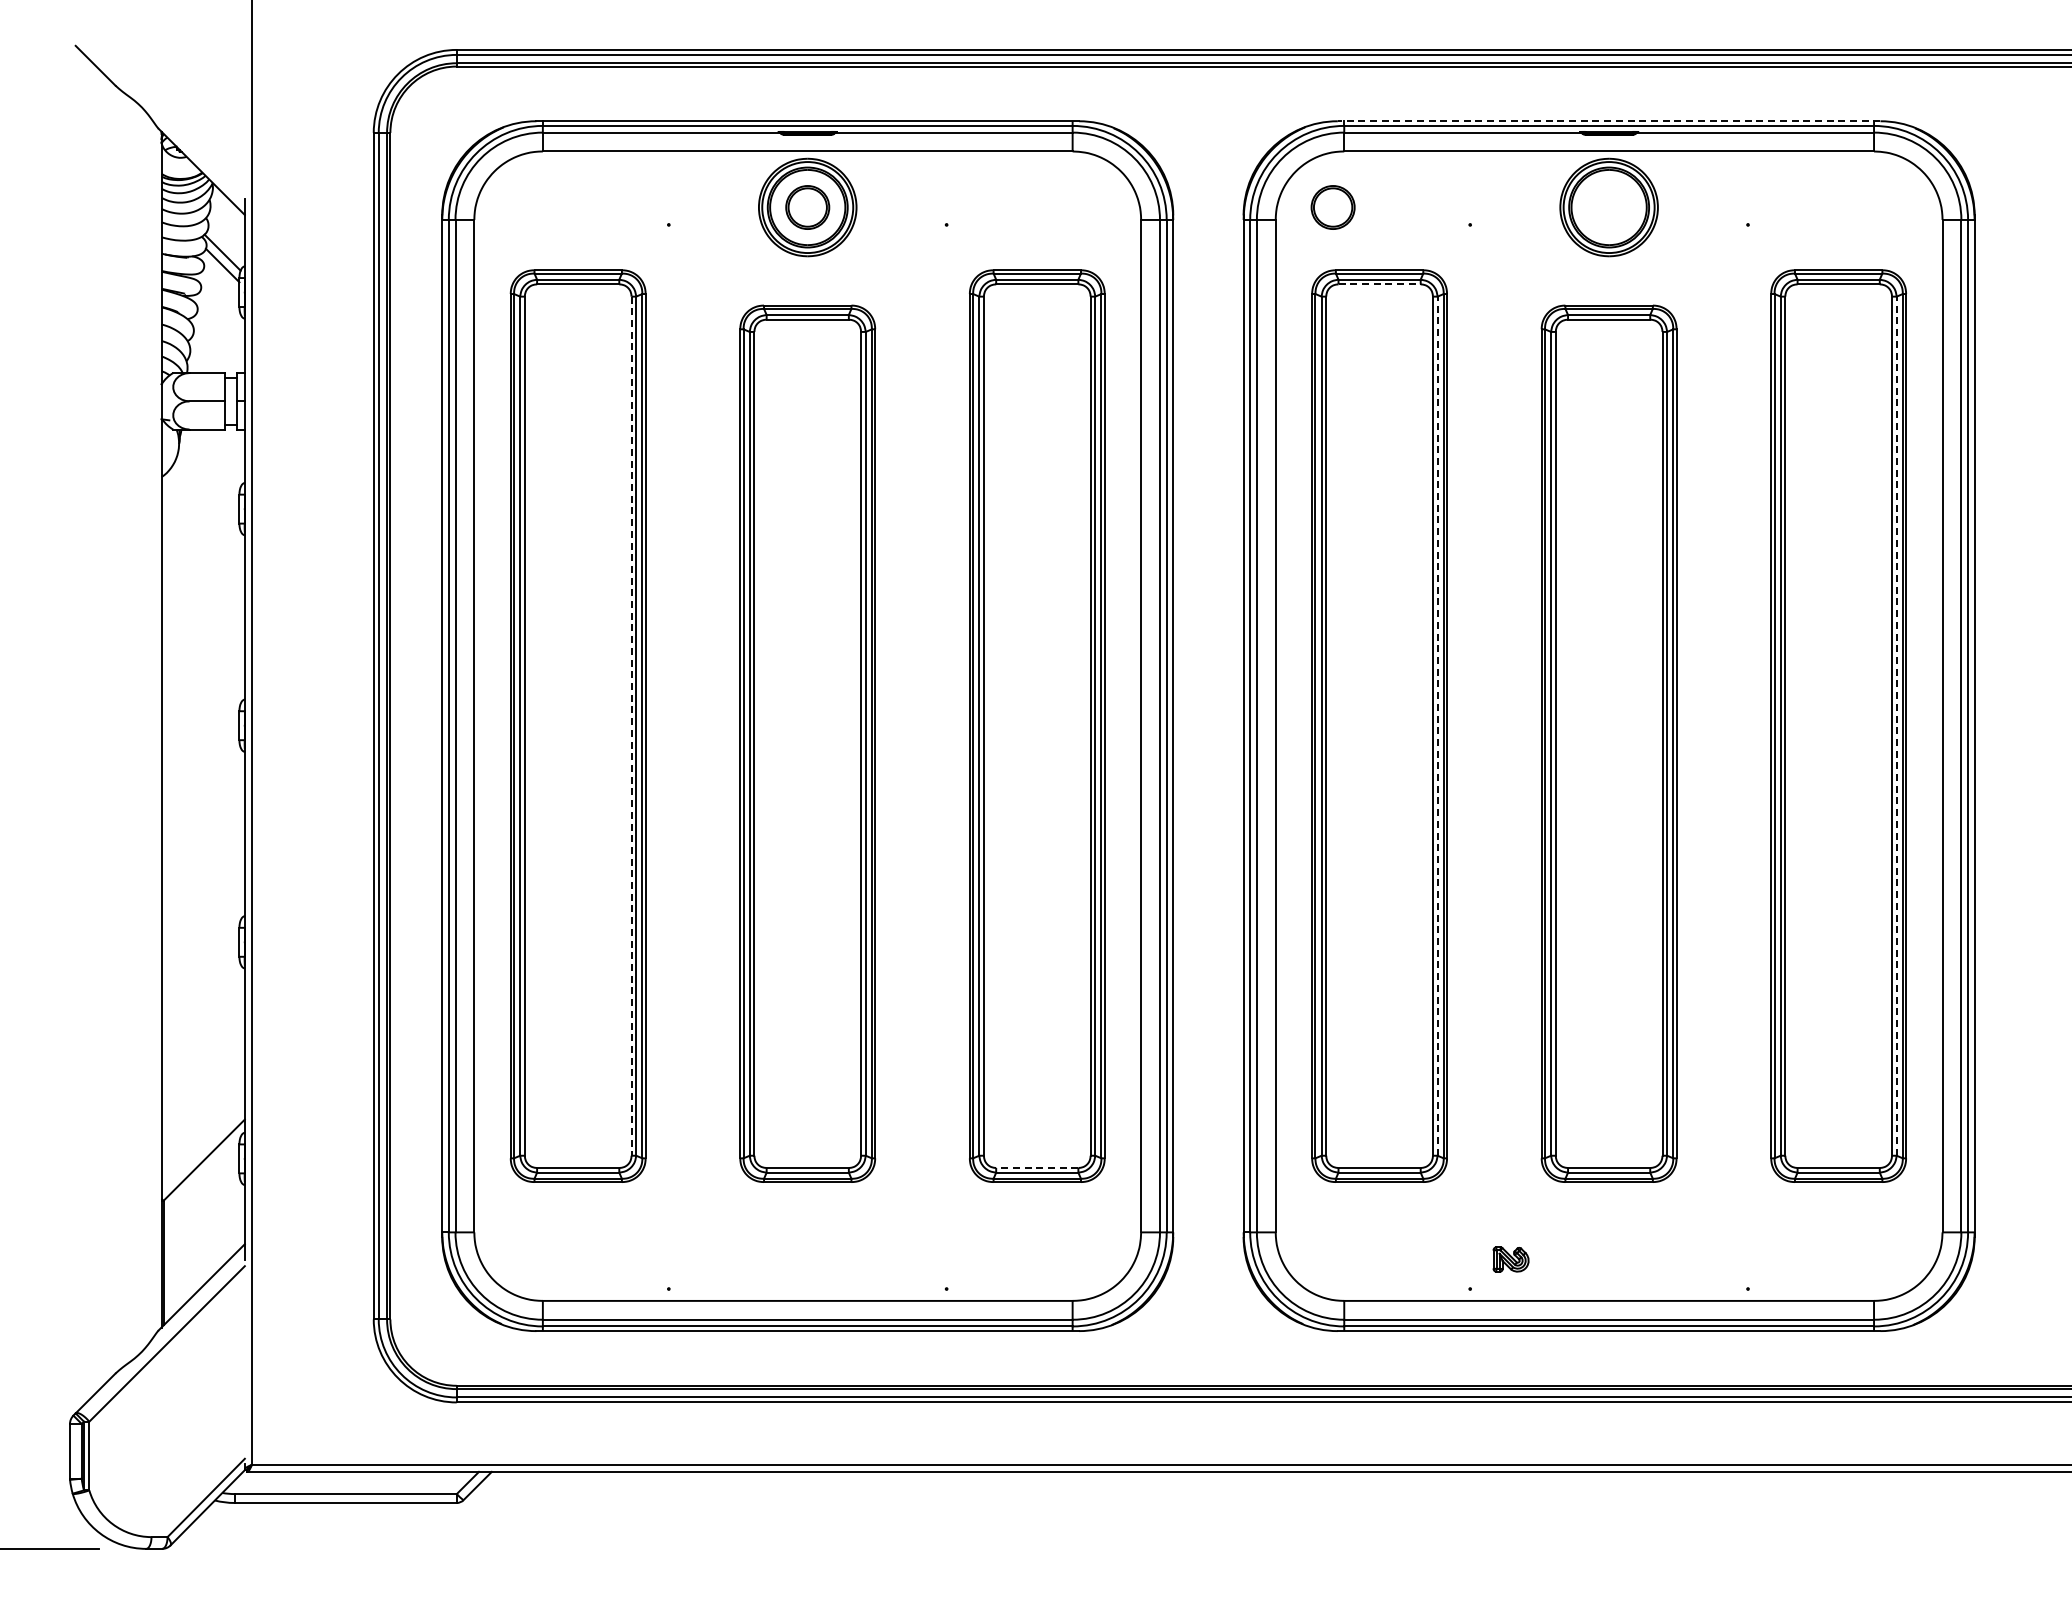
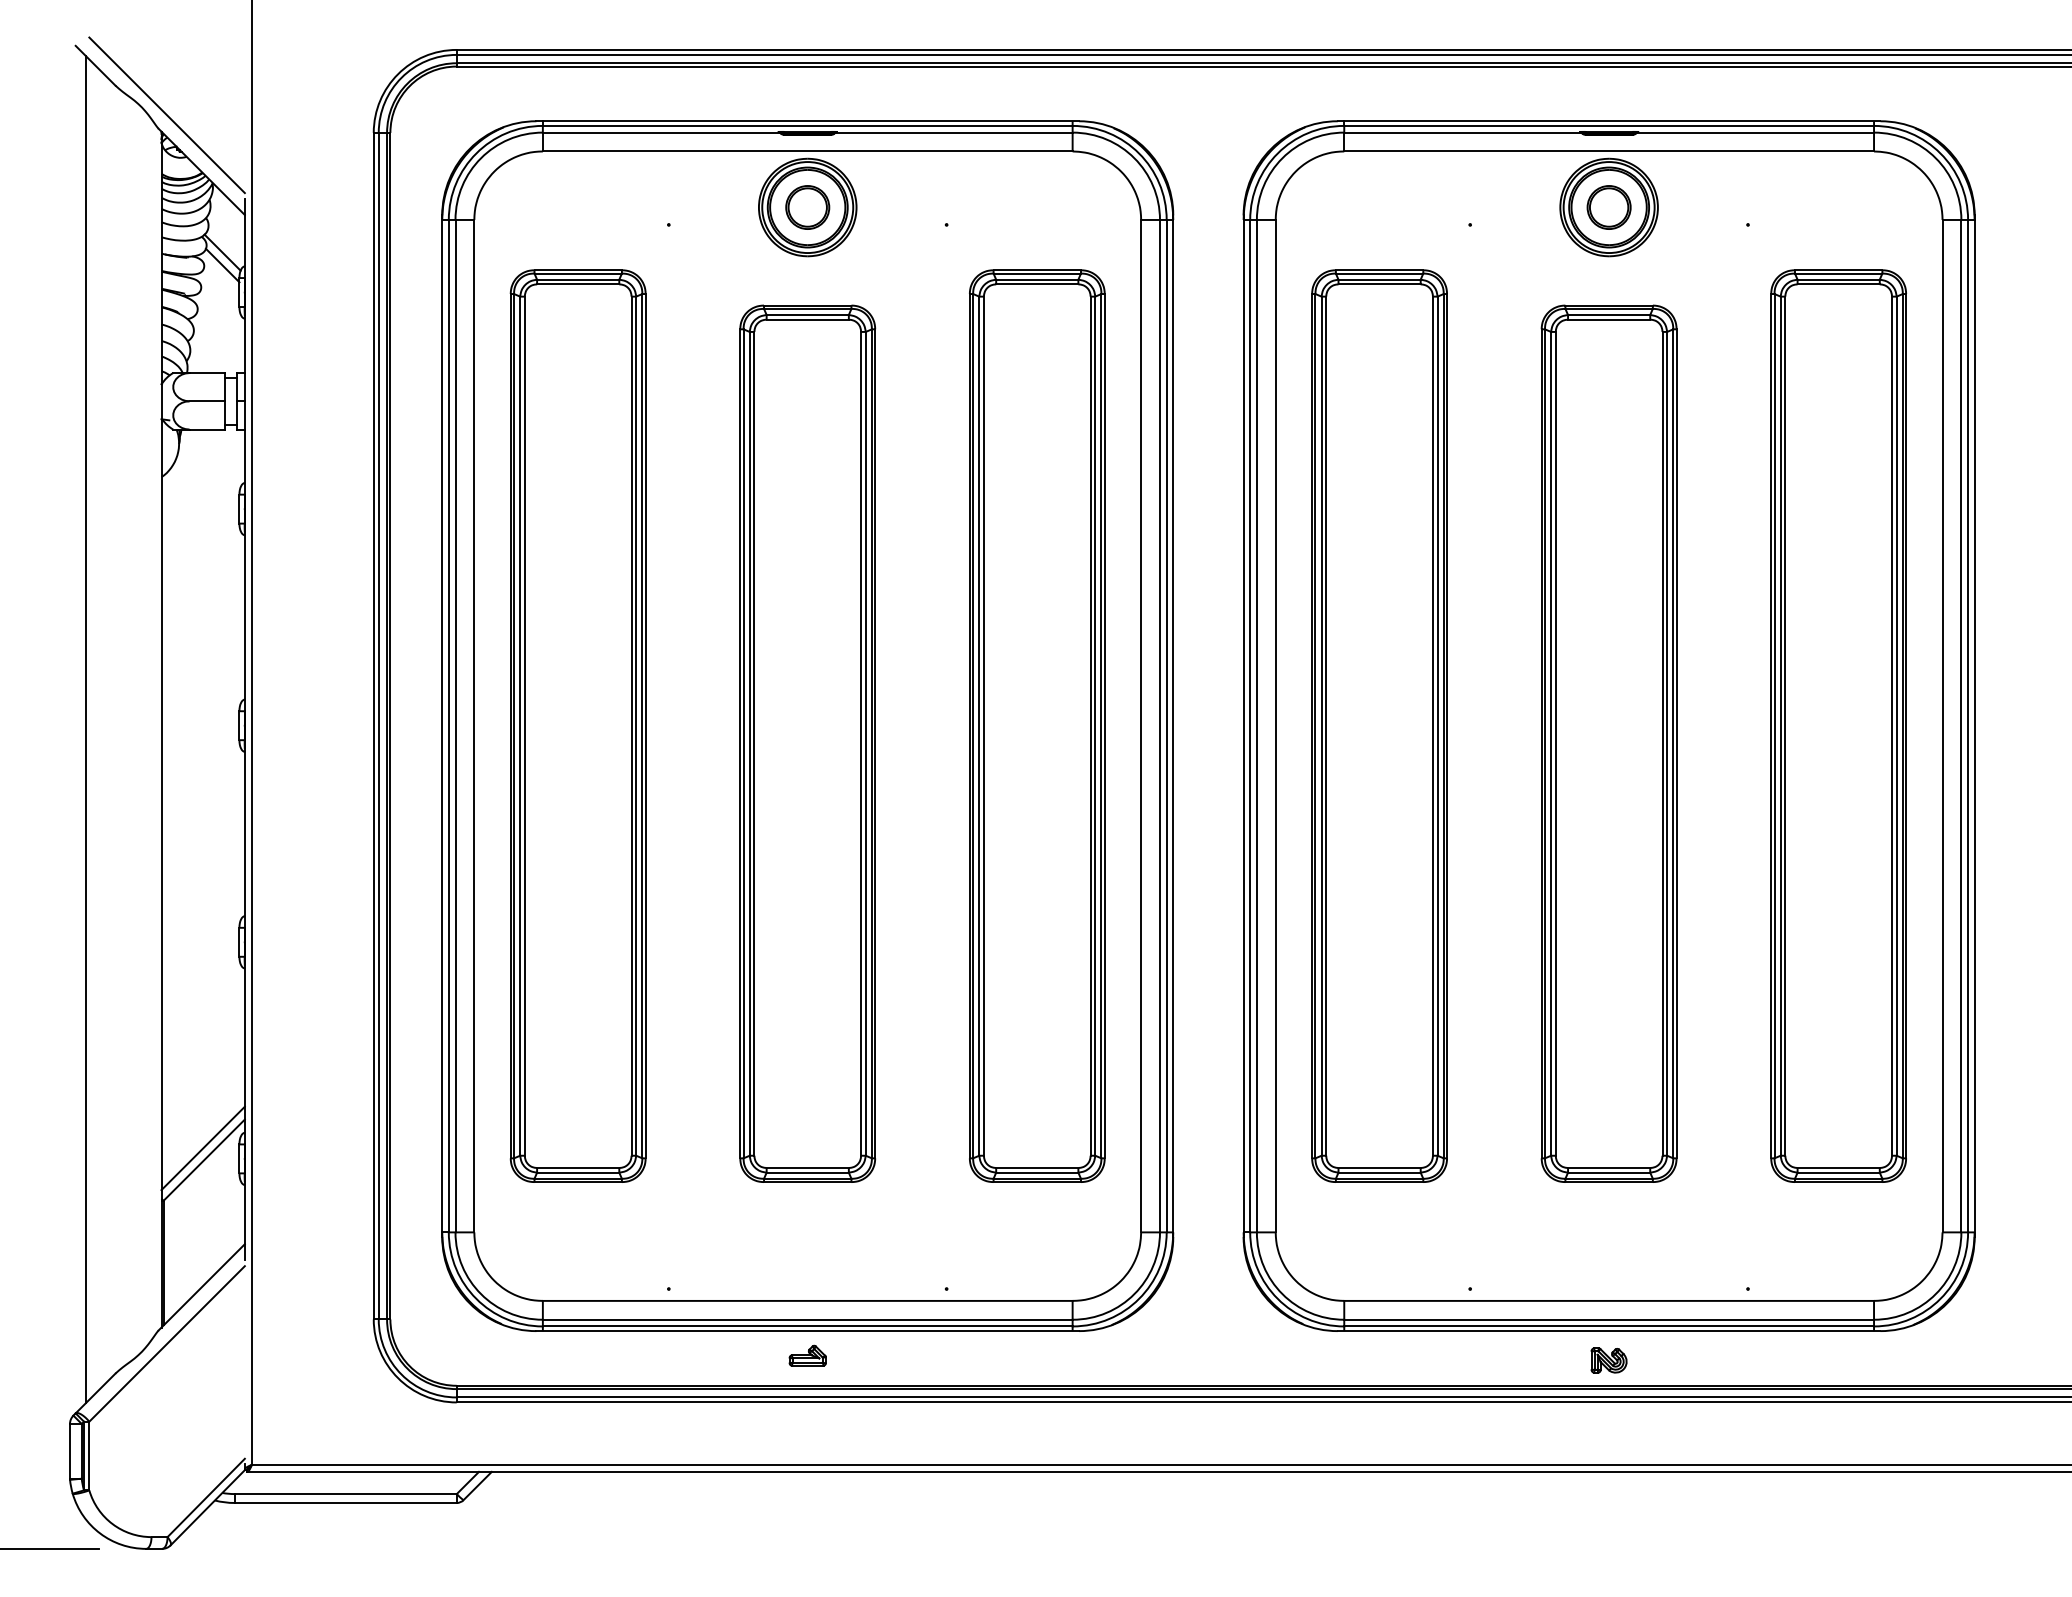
line: none -> present (166, 115)
line: dashed -> solid (1608, 121)
part position: (1332, 207) -> (1608, 207) (1608, 207)
line: dashed -> solid (1380, 284)
line: dashed -> solid (631, 726)
line: dashed -> solid (1437, 726)
line: dashed -> solid (1896, 726)
line: none -> present (86, 729)
line: none -> present (202, 1148)
line: dashed -> solid (1036, 1168)
part position: (1510, 1259) -> (1608, 1360) (1608, 1360)
part: none -> present (807, 1355)
